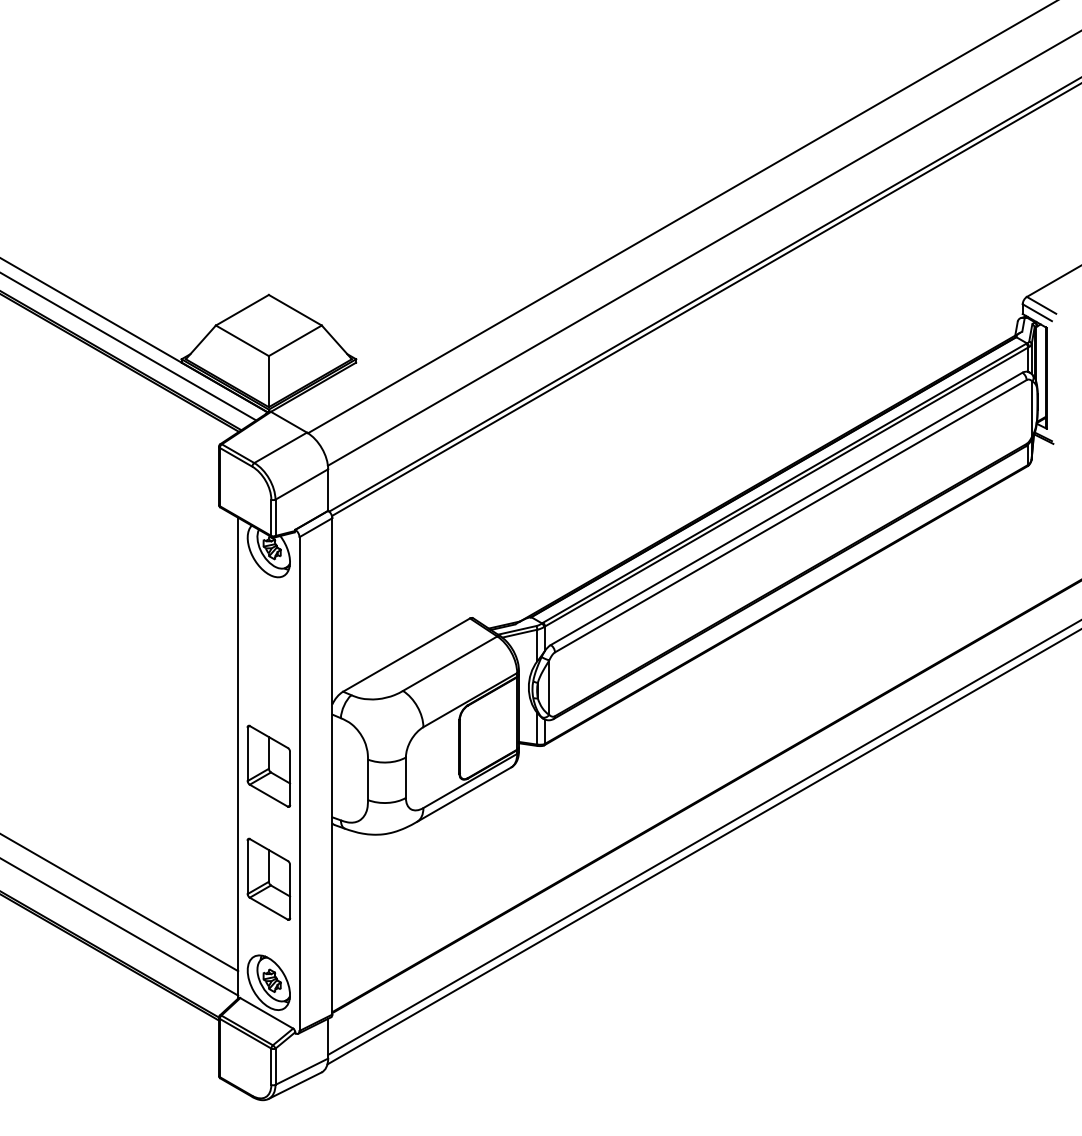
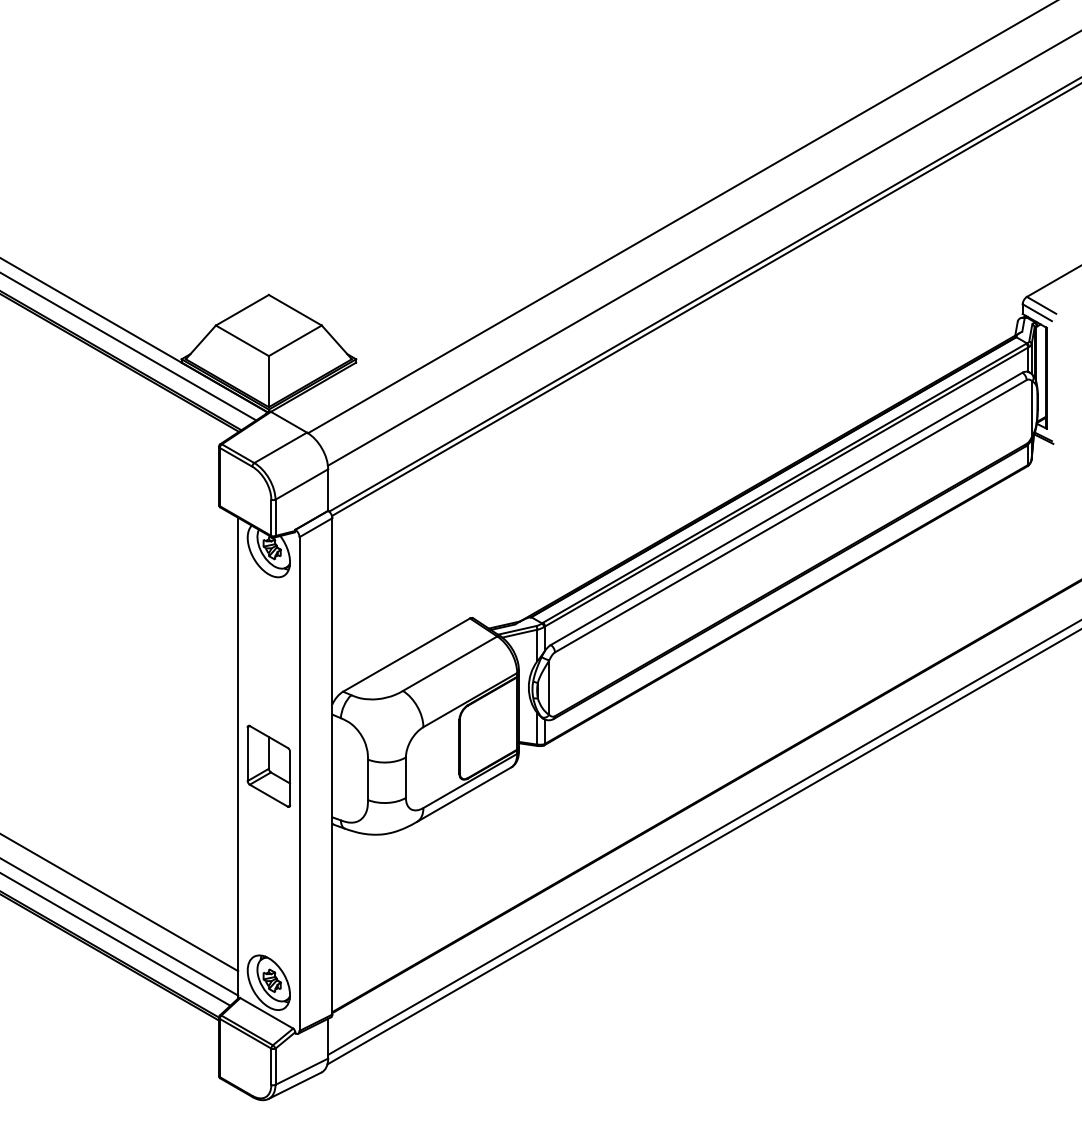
part: present -> none (268, 878)
line: none -> present (116, 939)
